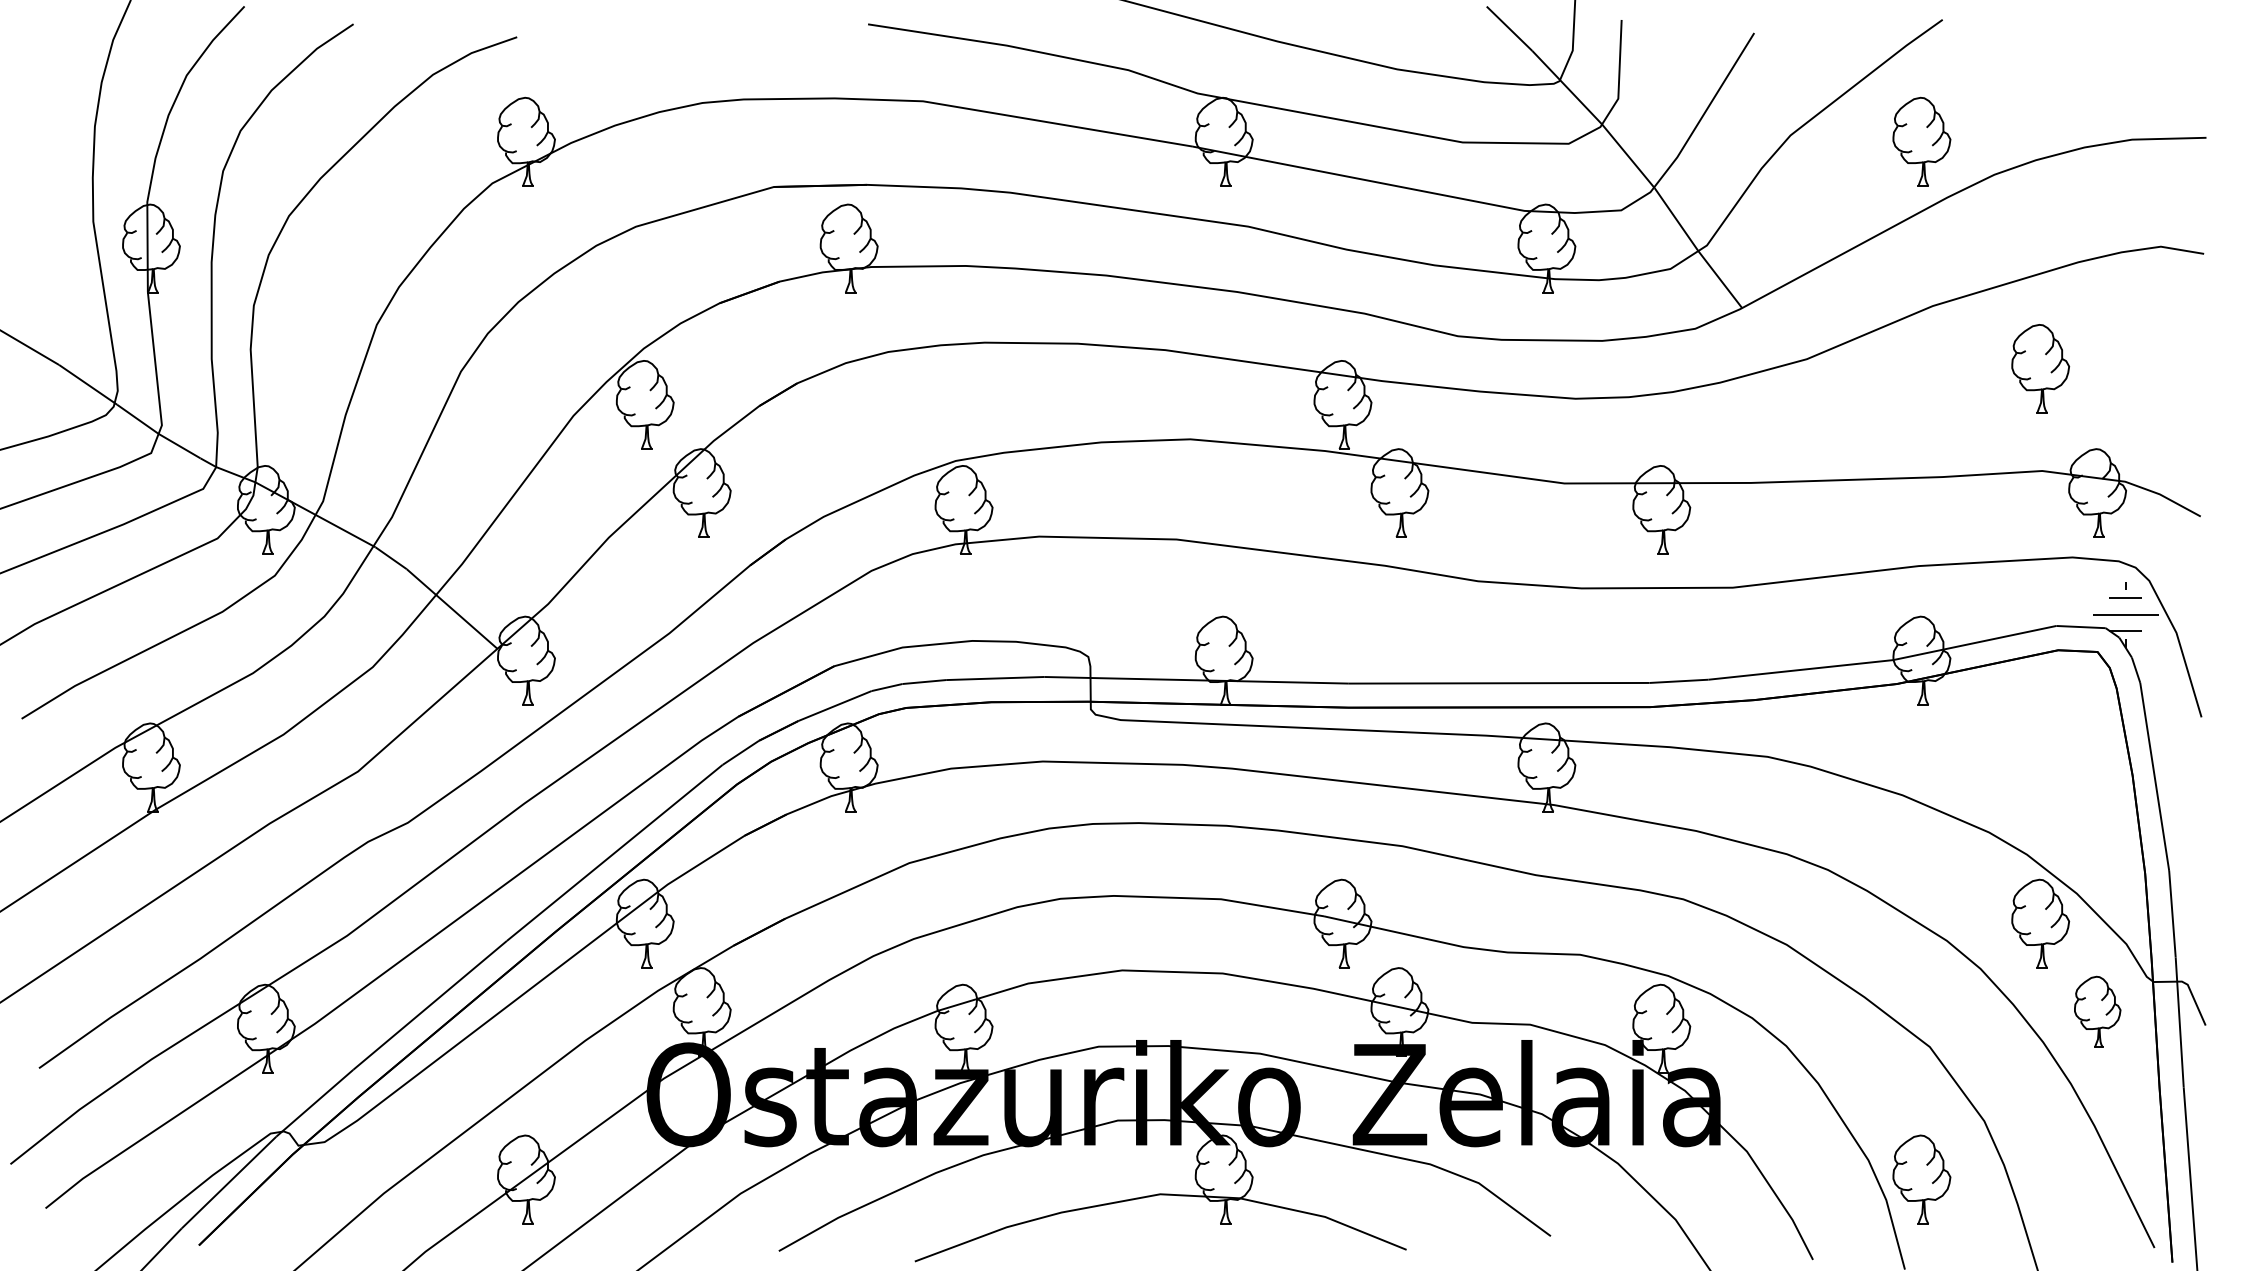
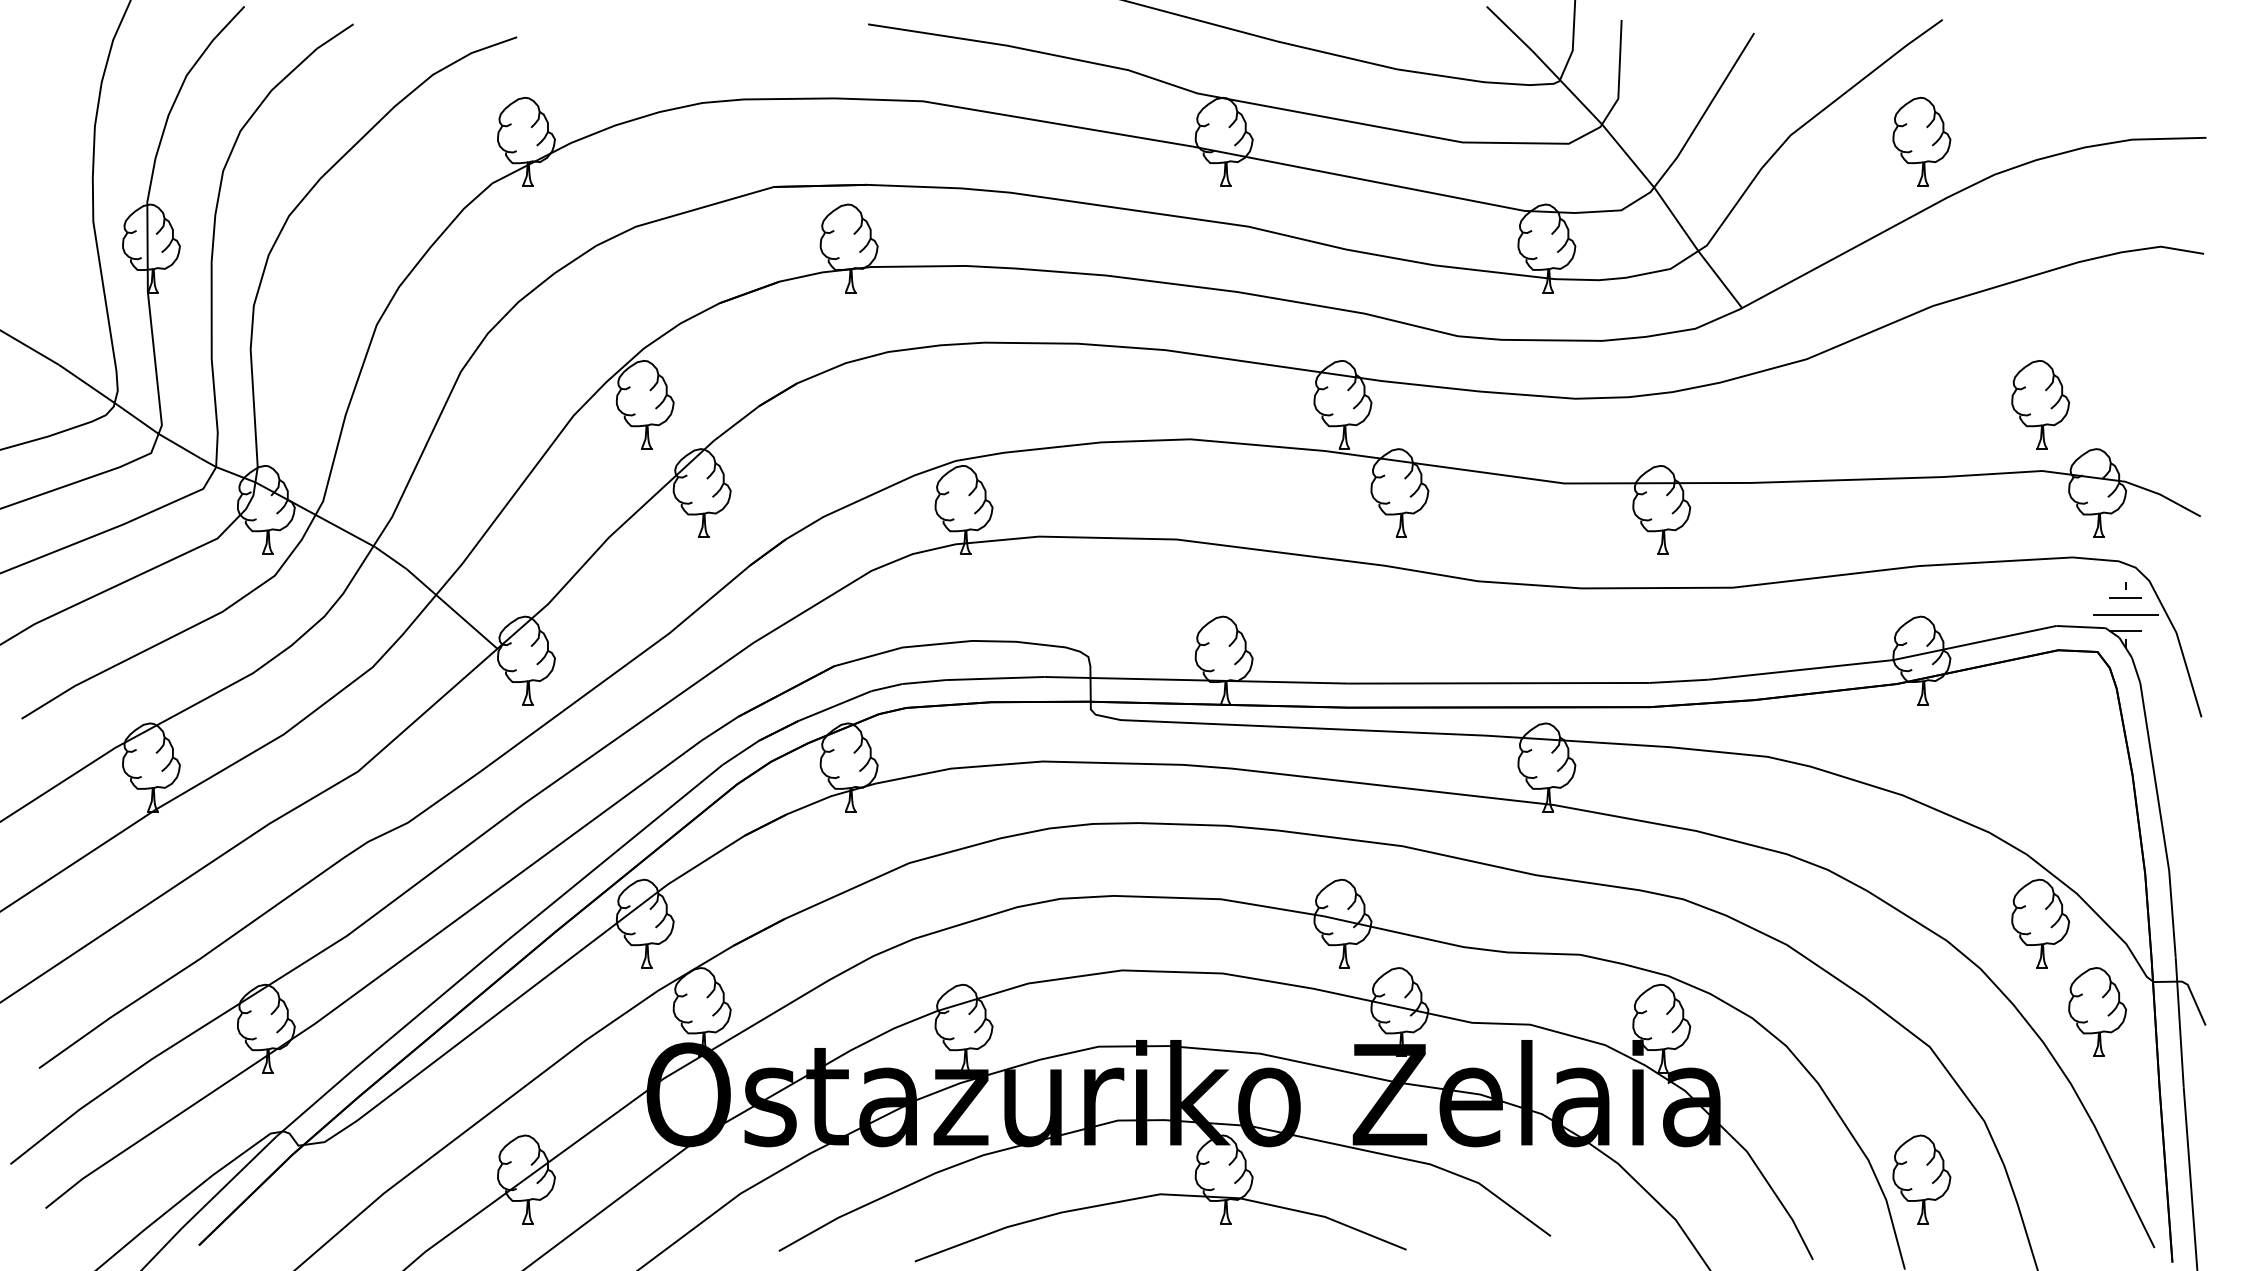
part position: (2040, 368) -> (2040, 404) (2040, 404)
part size: 48x73 px -> 60x90 px (2097, 1011)
